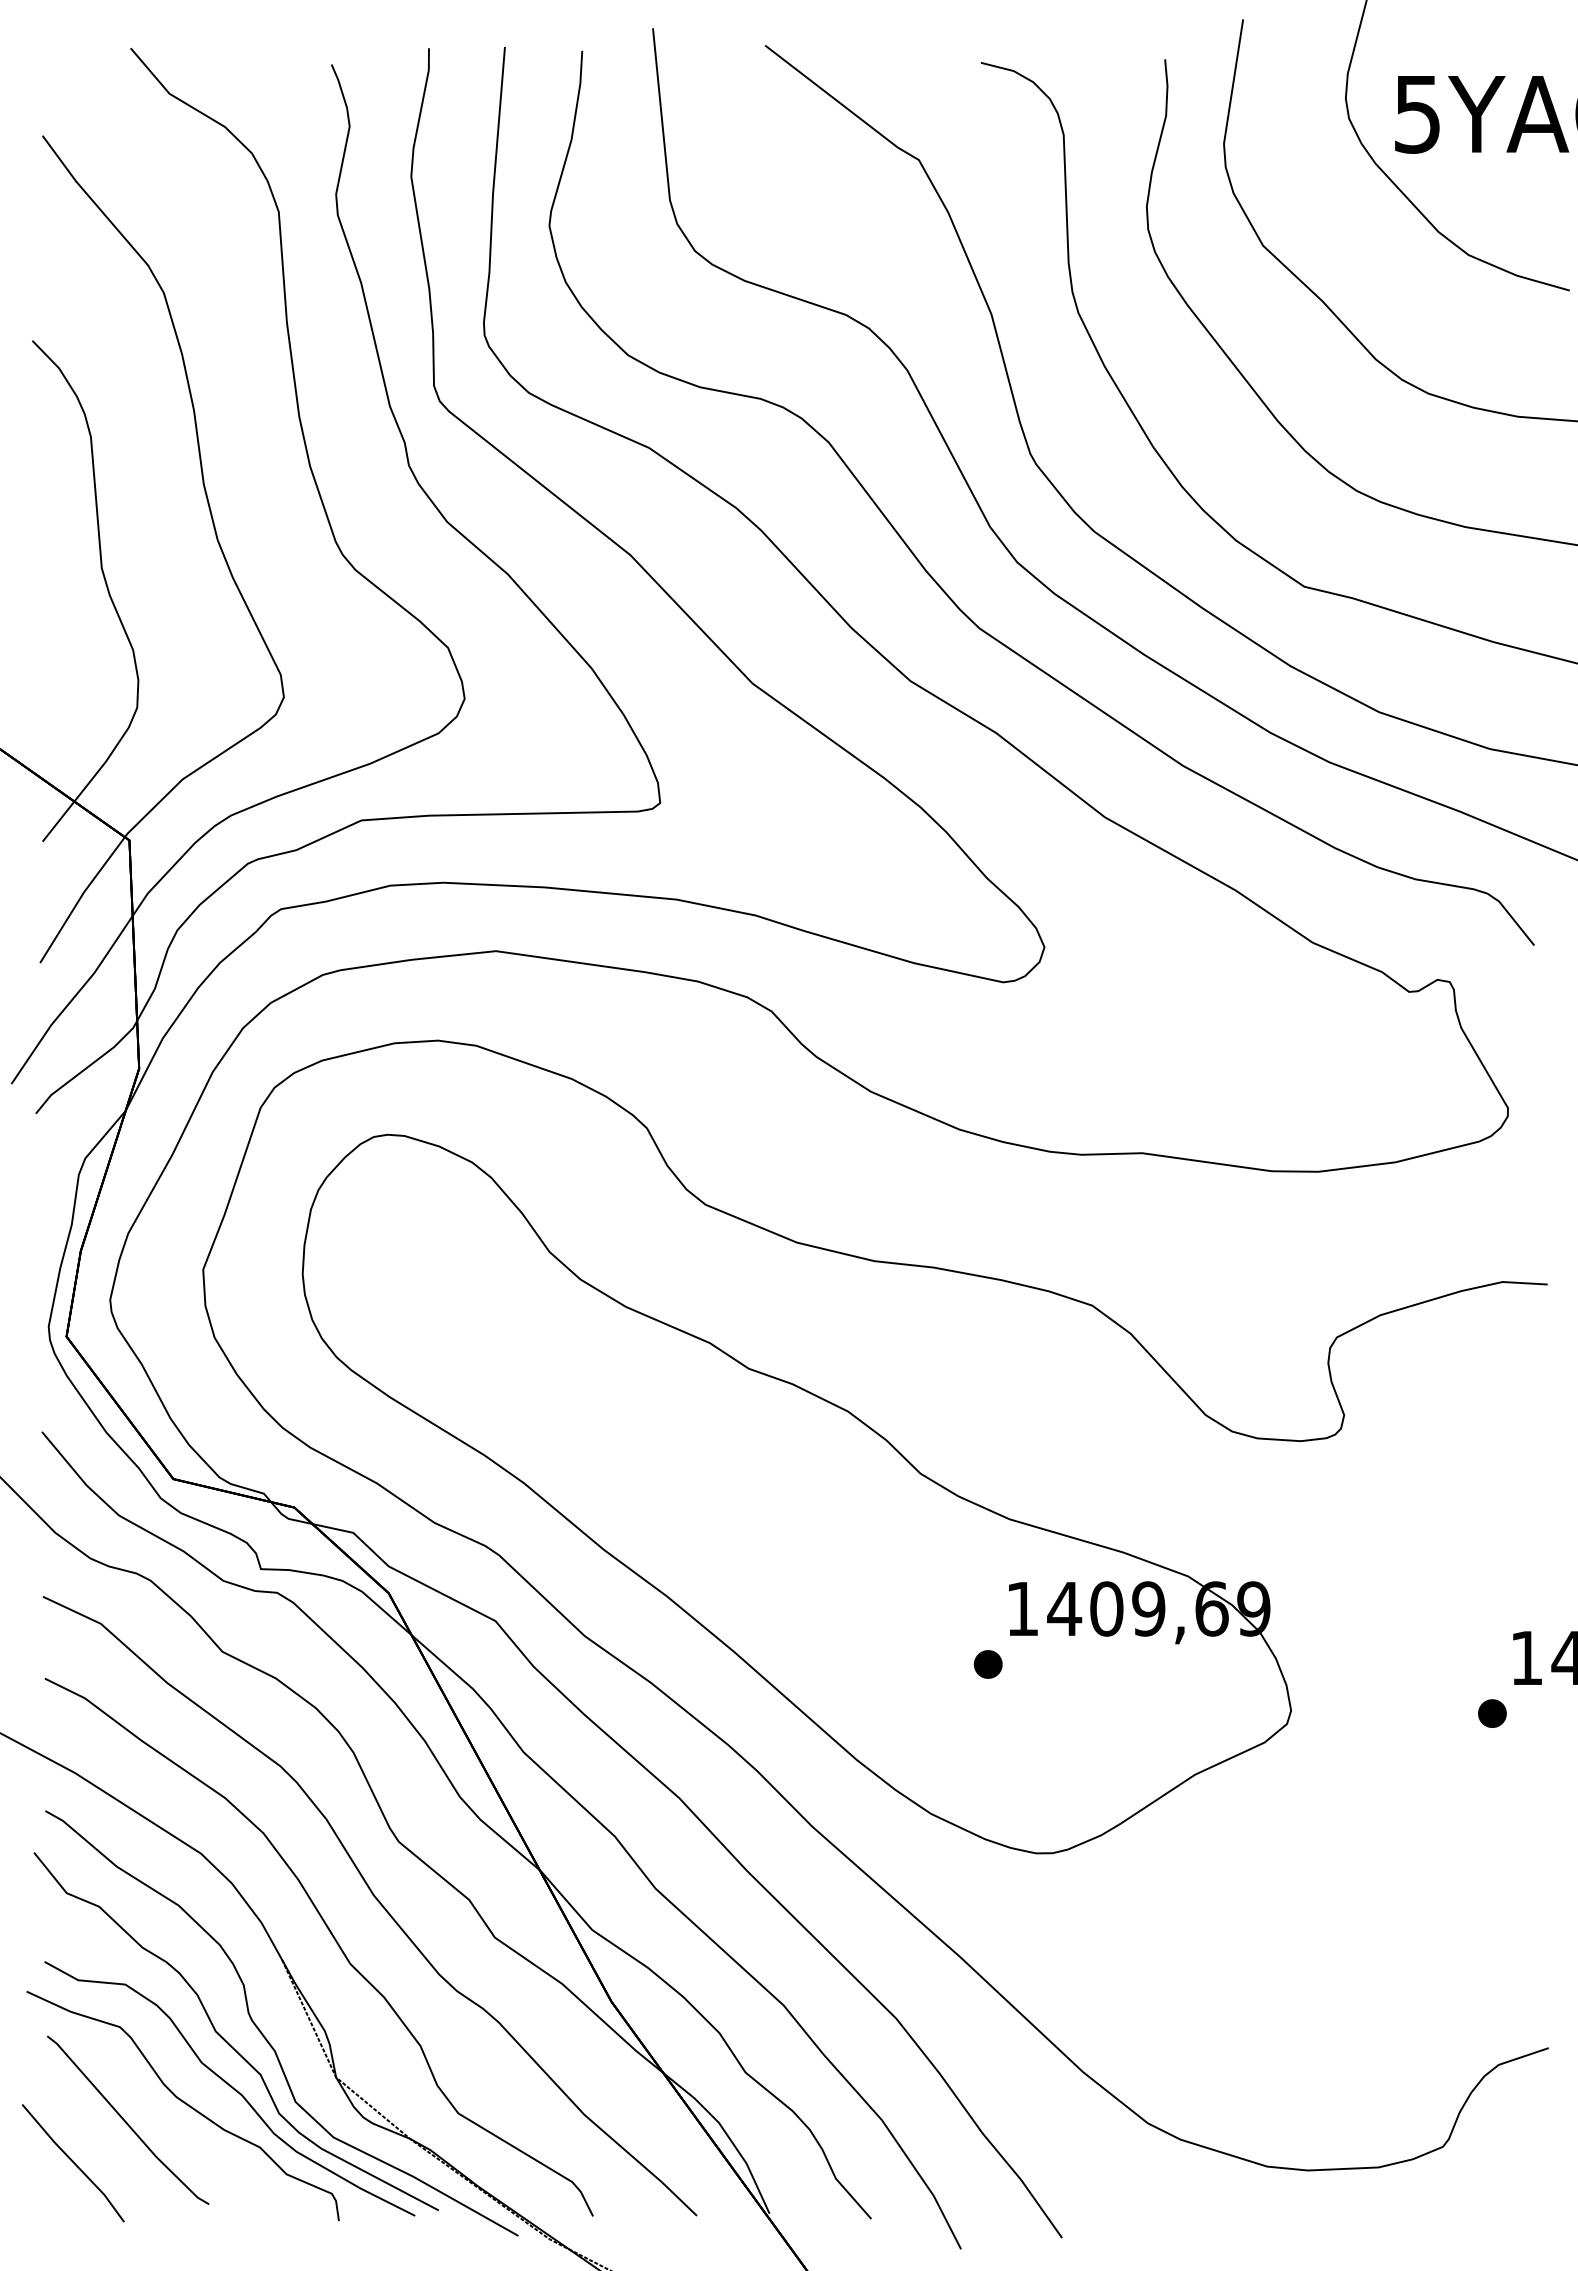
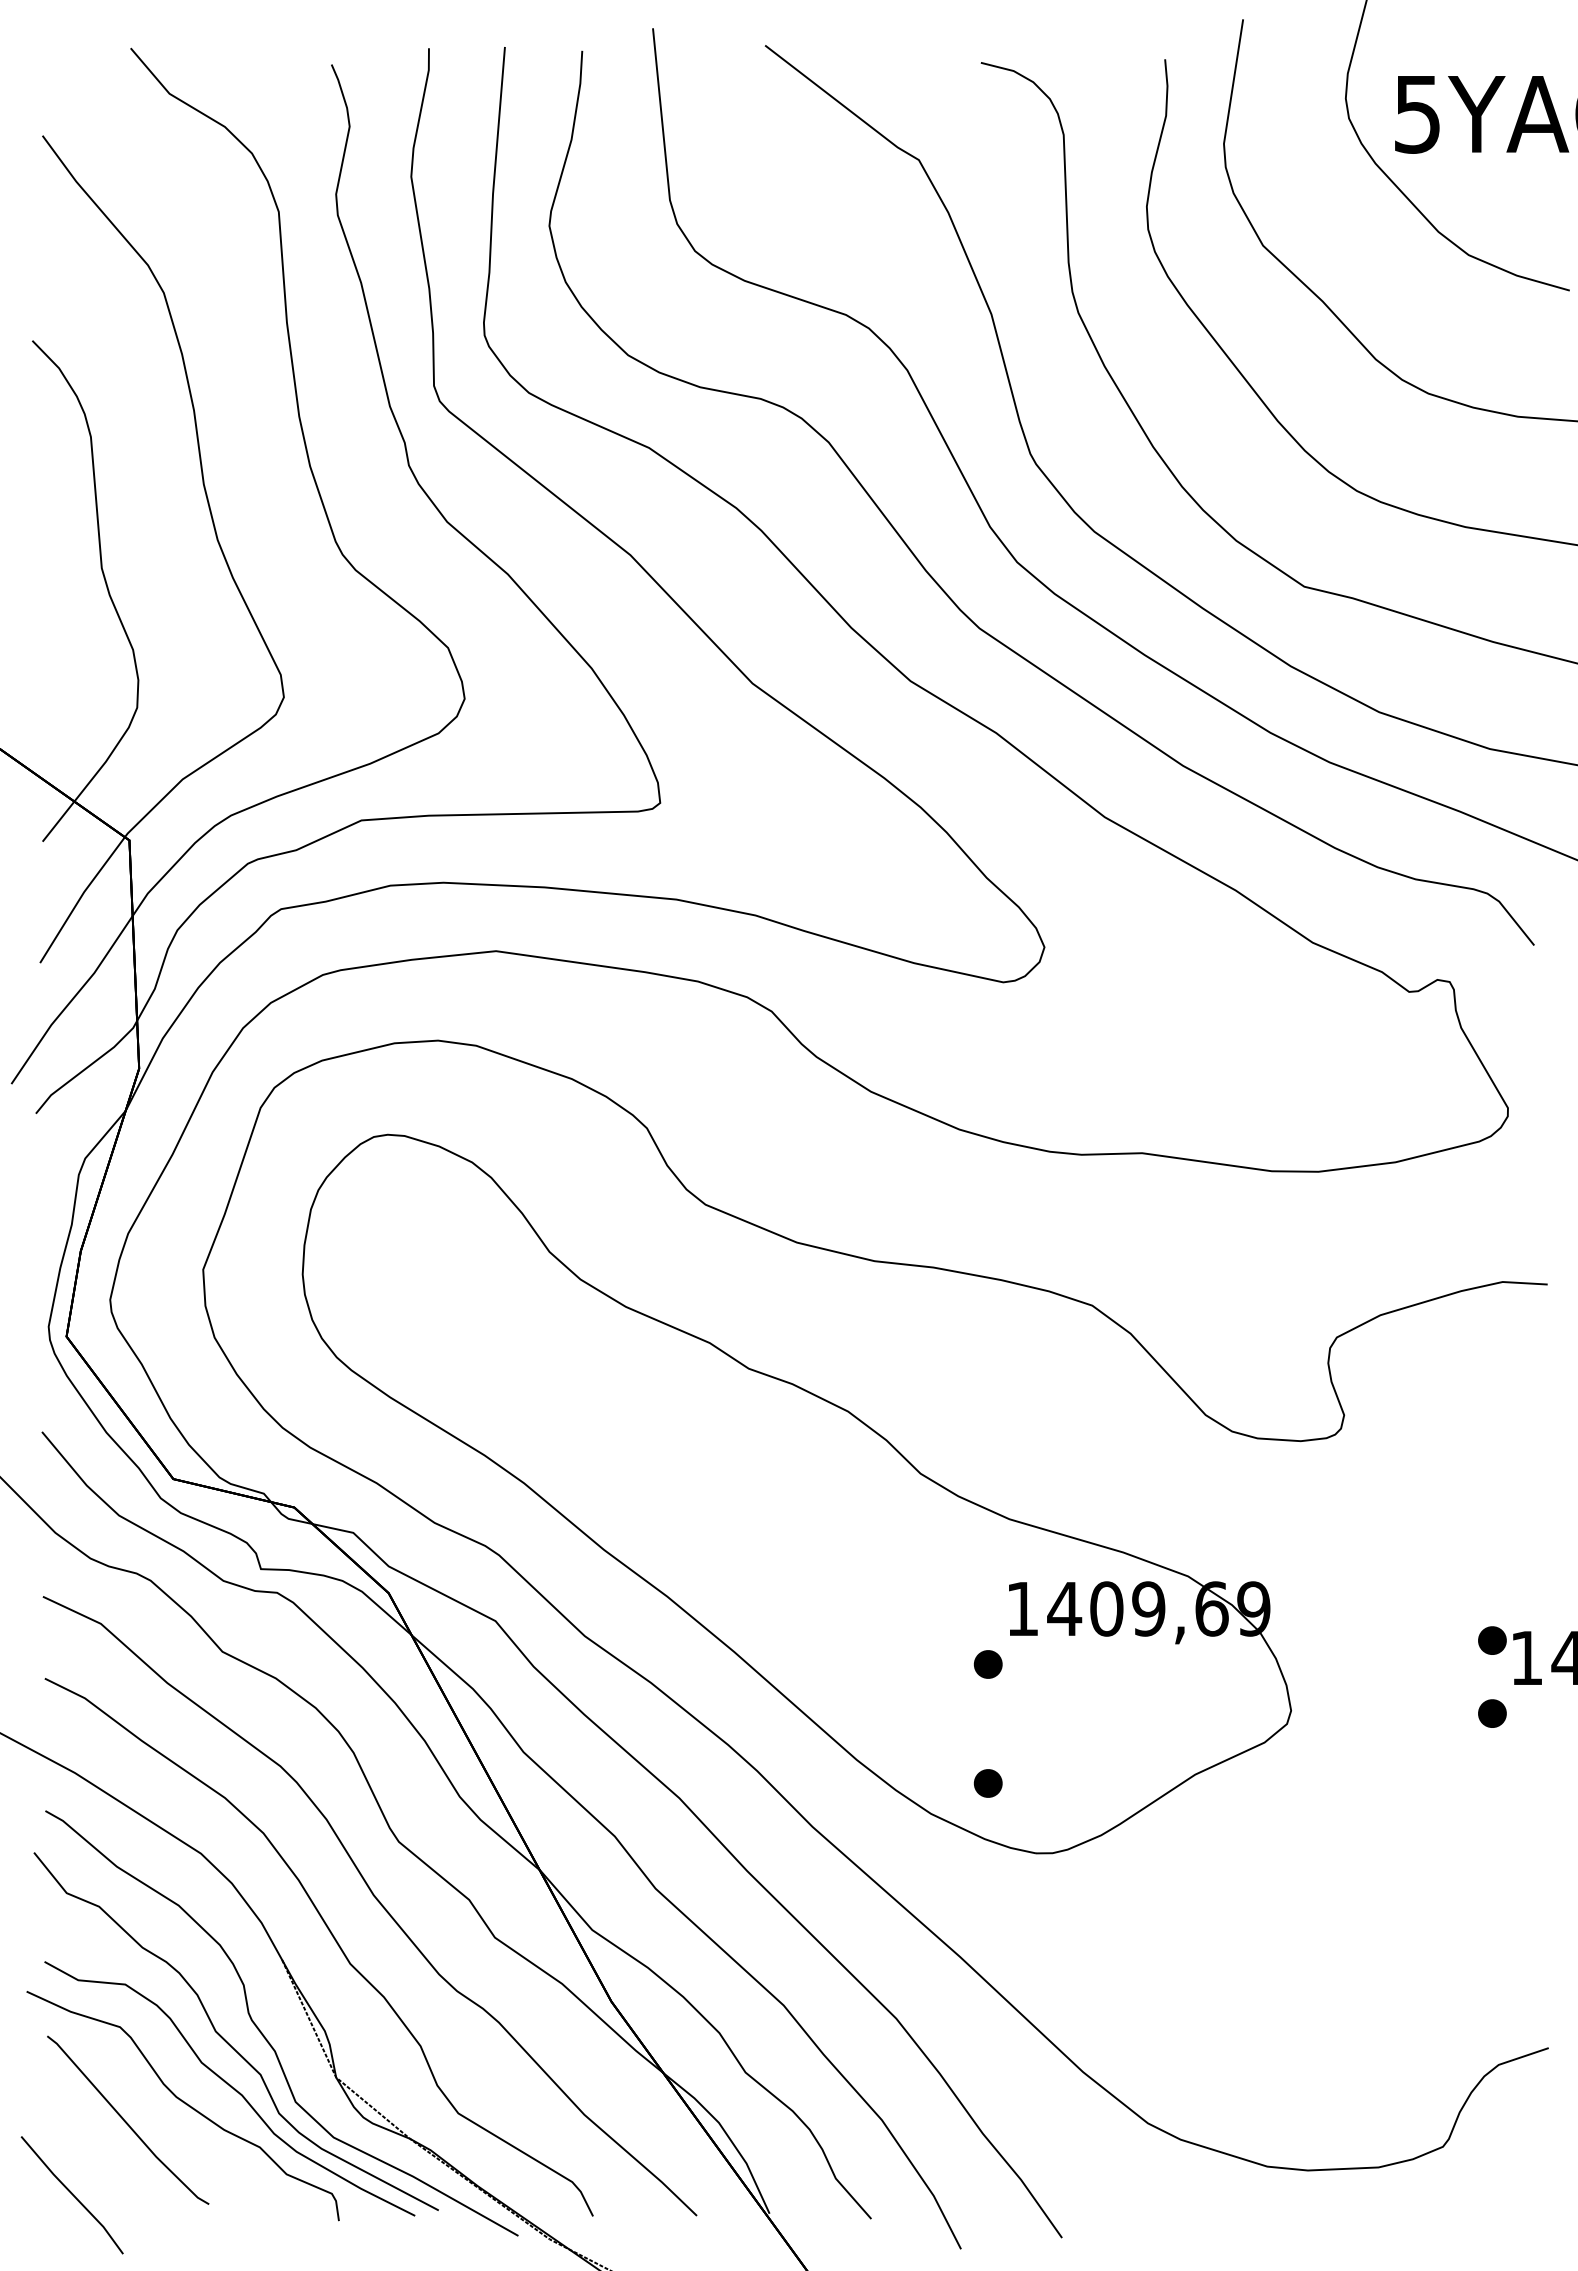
part: none -> present (1492, 1640)
part: none -> present (987, 1783)
line position: (72, 2162) -> (71, 2194) (71, 2194)
